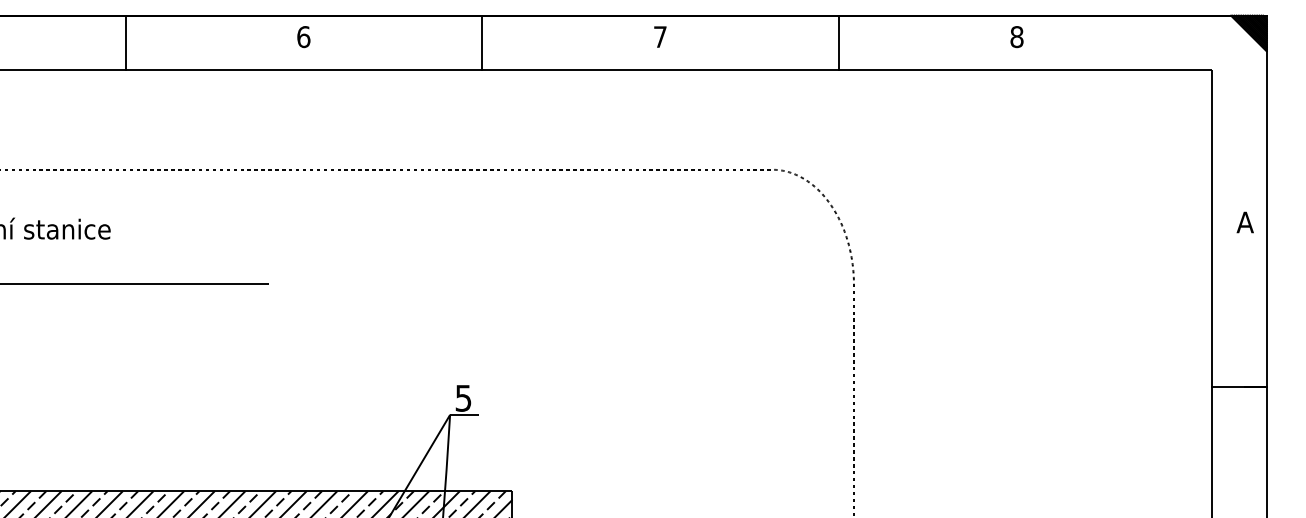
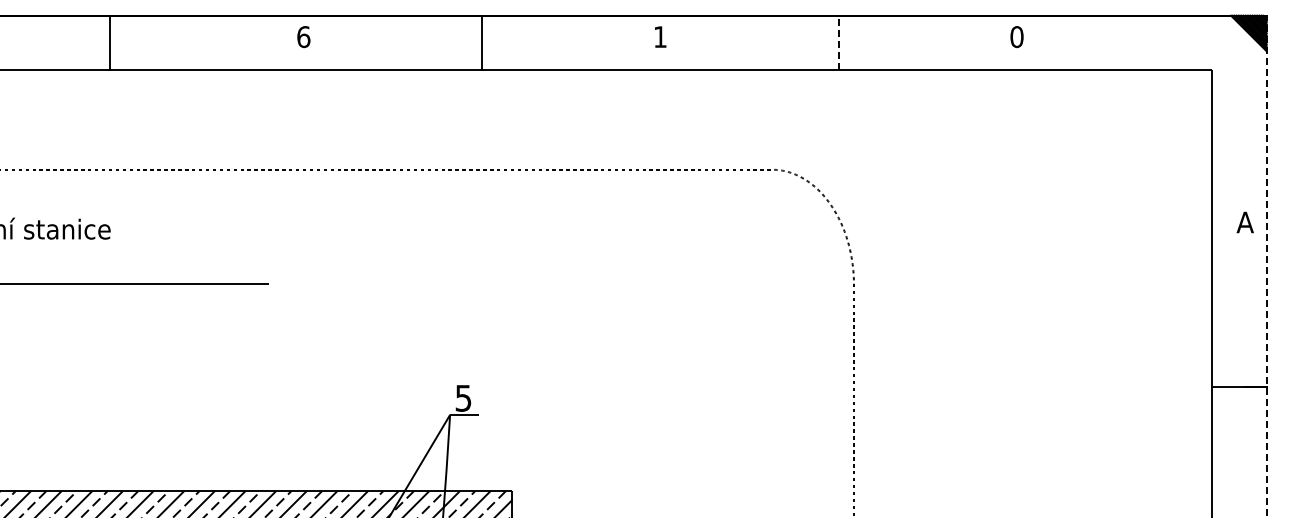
text: 7 -> 1 (660, 36)
text: 8 -> 0 (1016, 36)
line position: (125, 42) -> (109, 42) (109, 42)
line: solid -> dashed (838, 42)
line: solid -> dashed (1266, 266)
